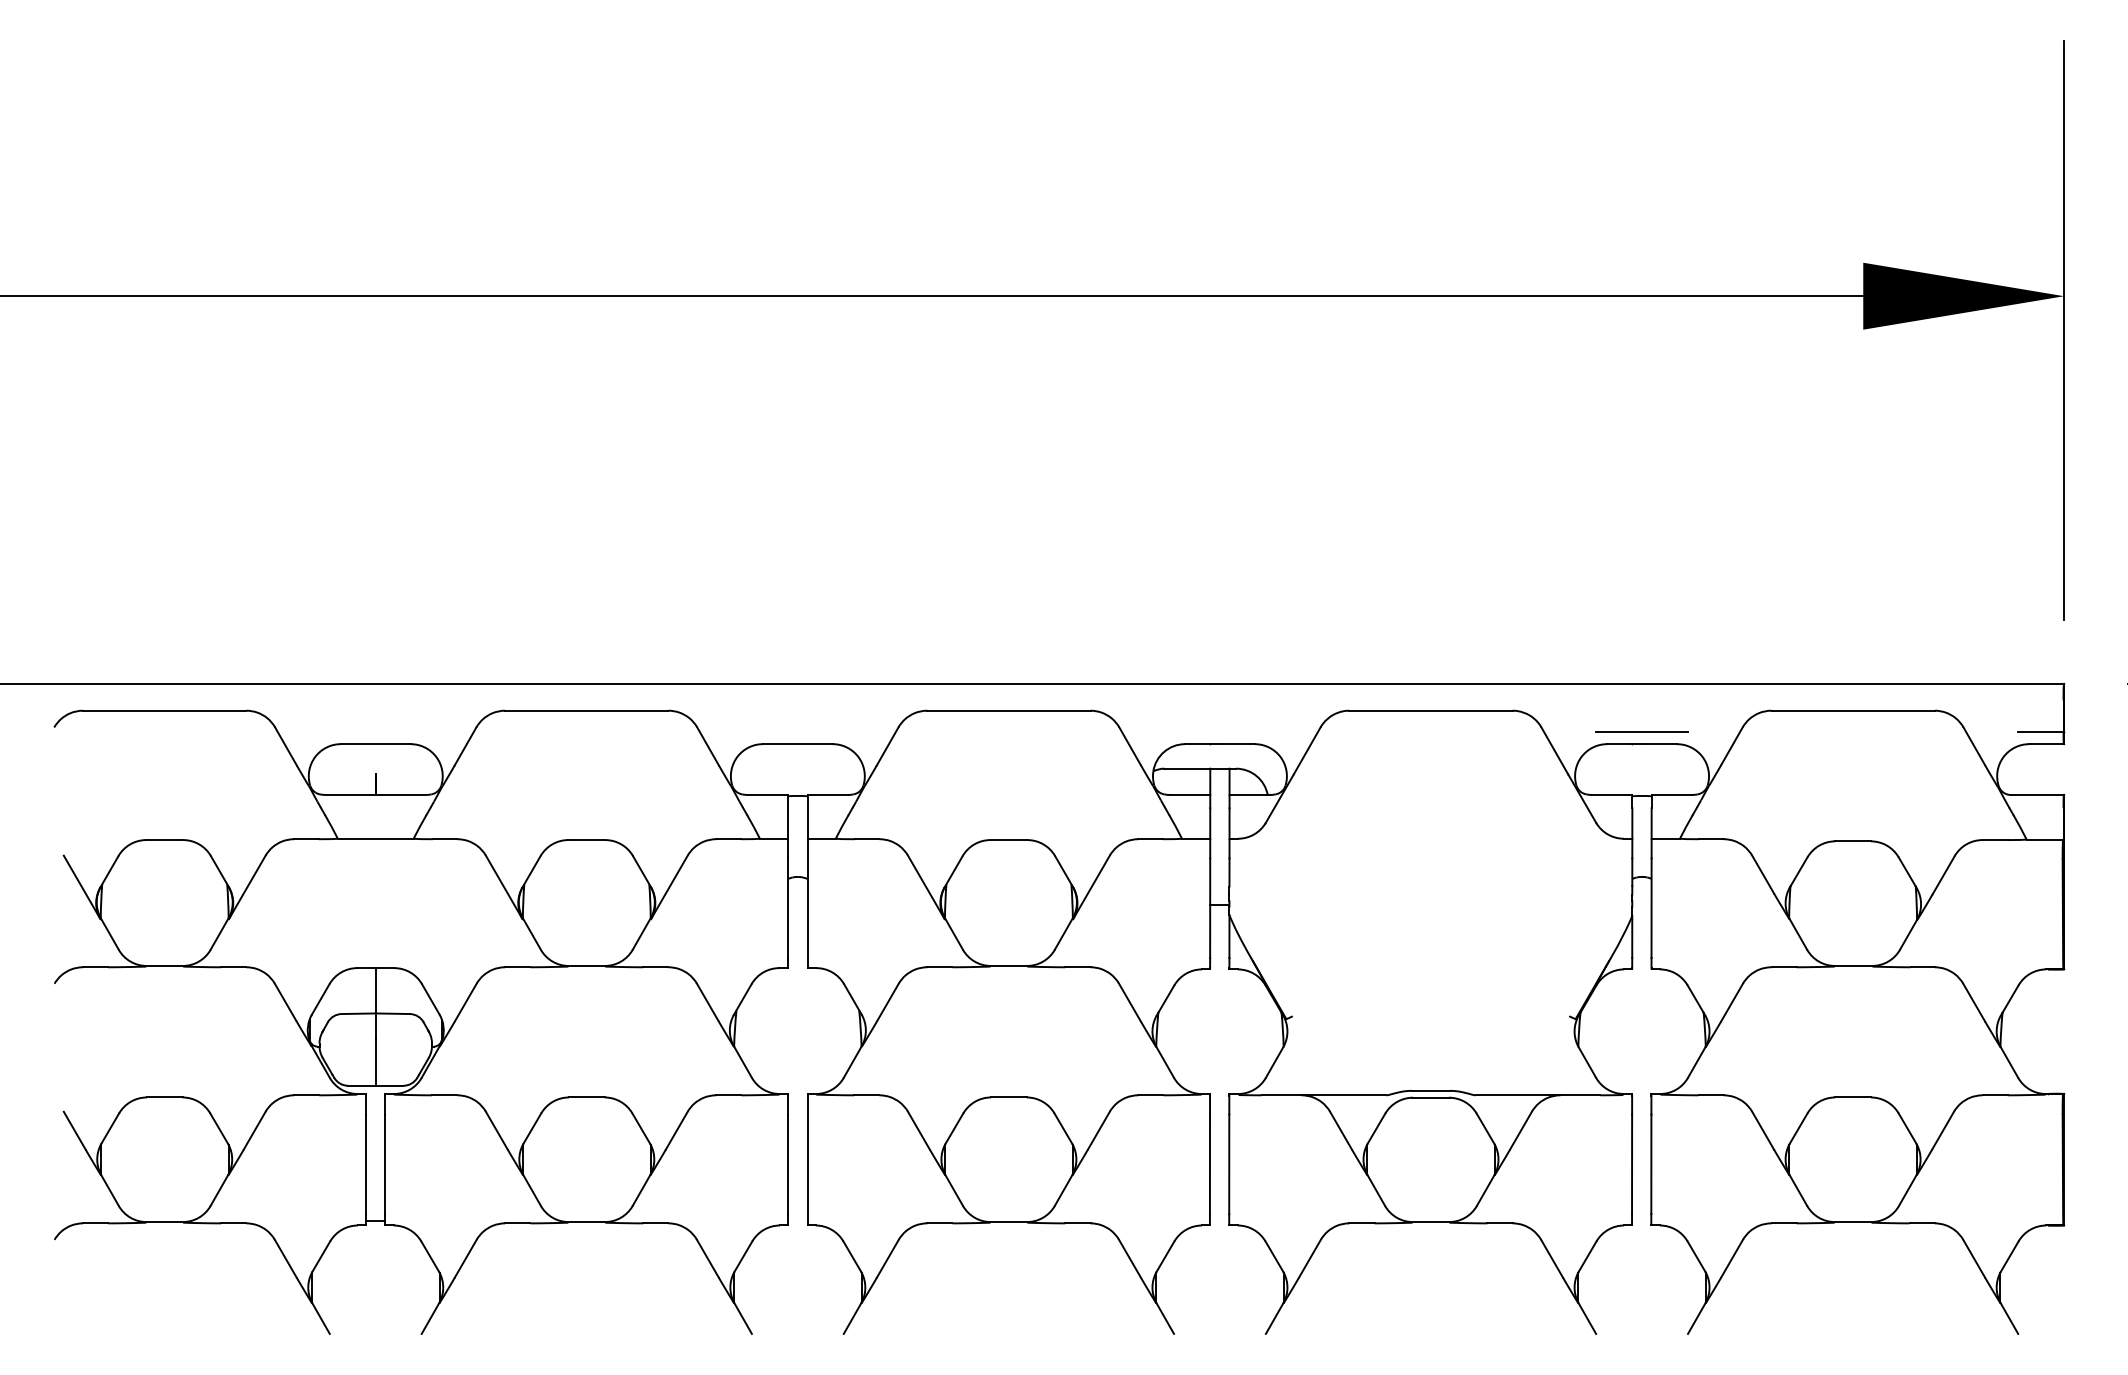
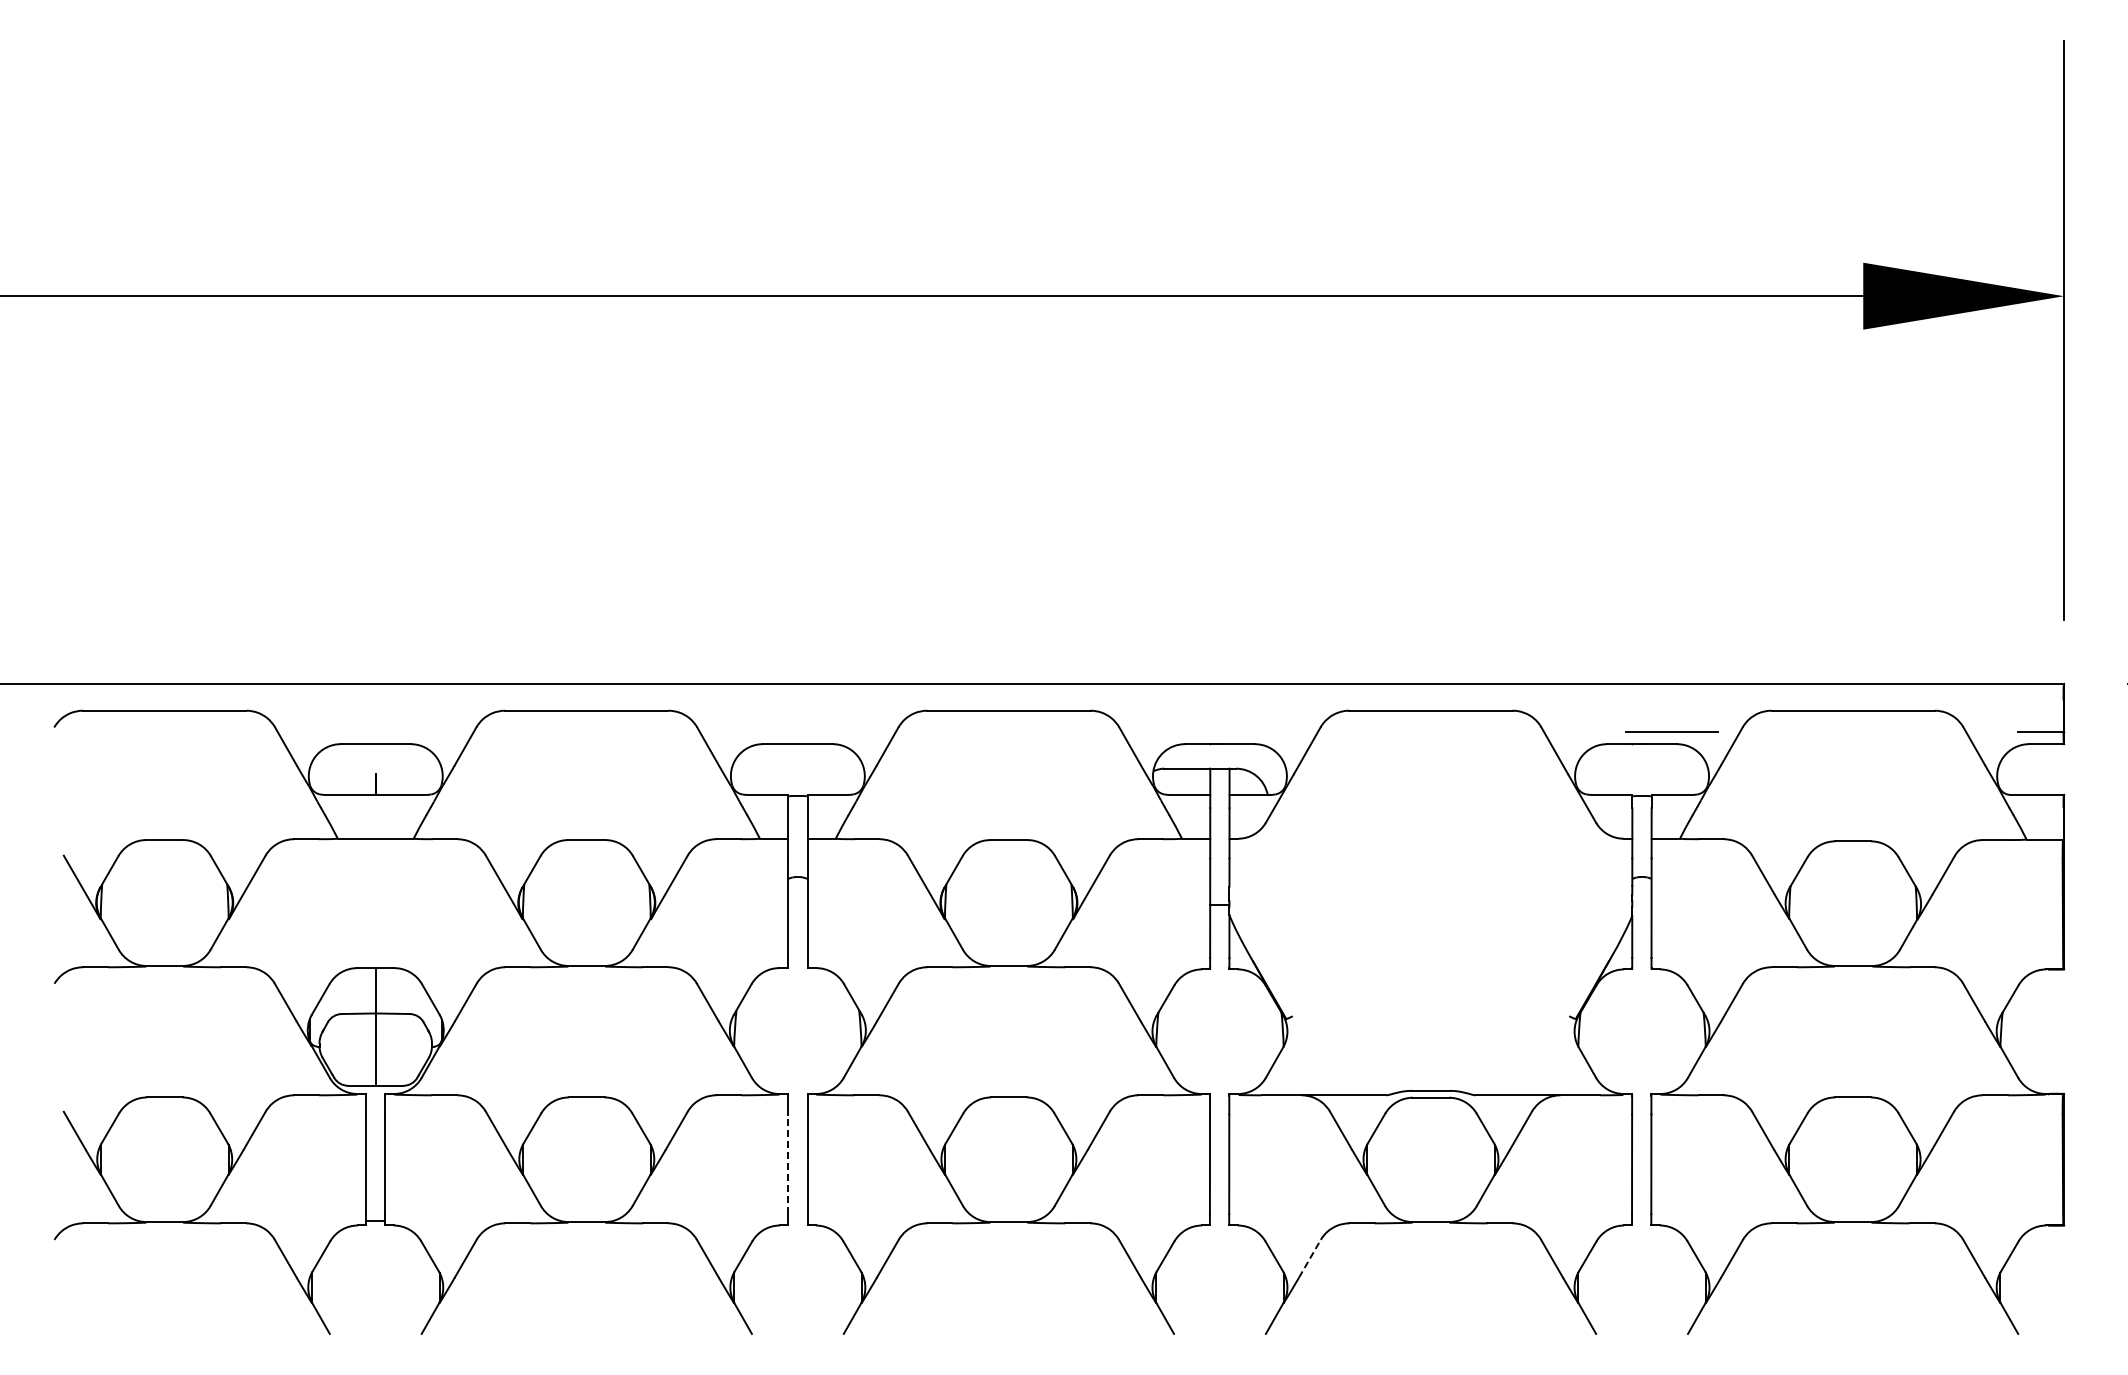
line position: (1641, 731) -> (1671, 731) (1671, 731)
line: solid -> dashed (788, 1164)
line: solid -> dashed (1309, 1258)
